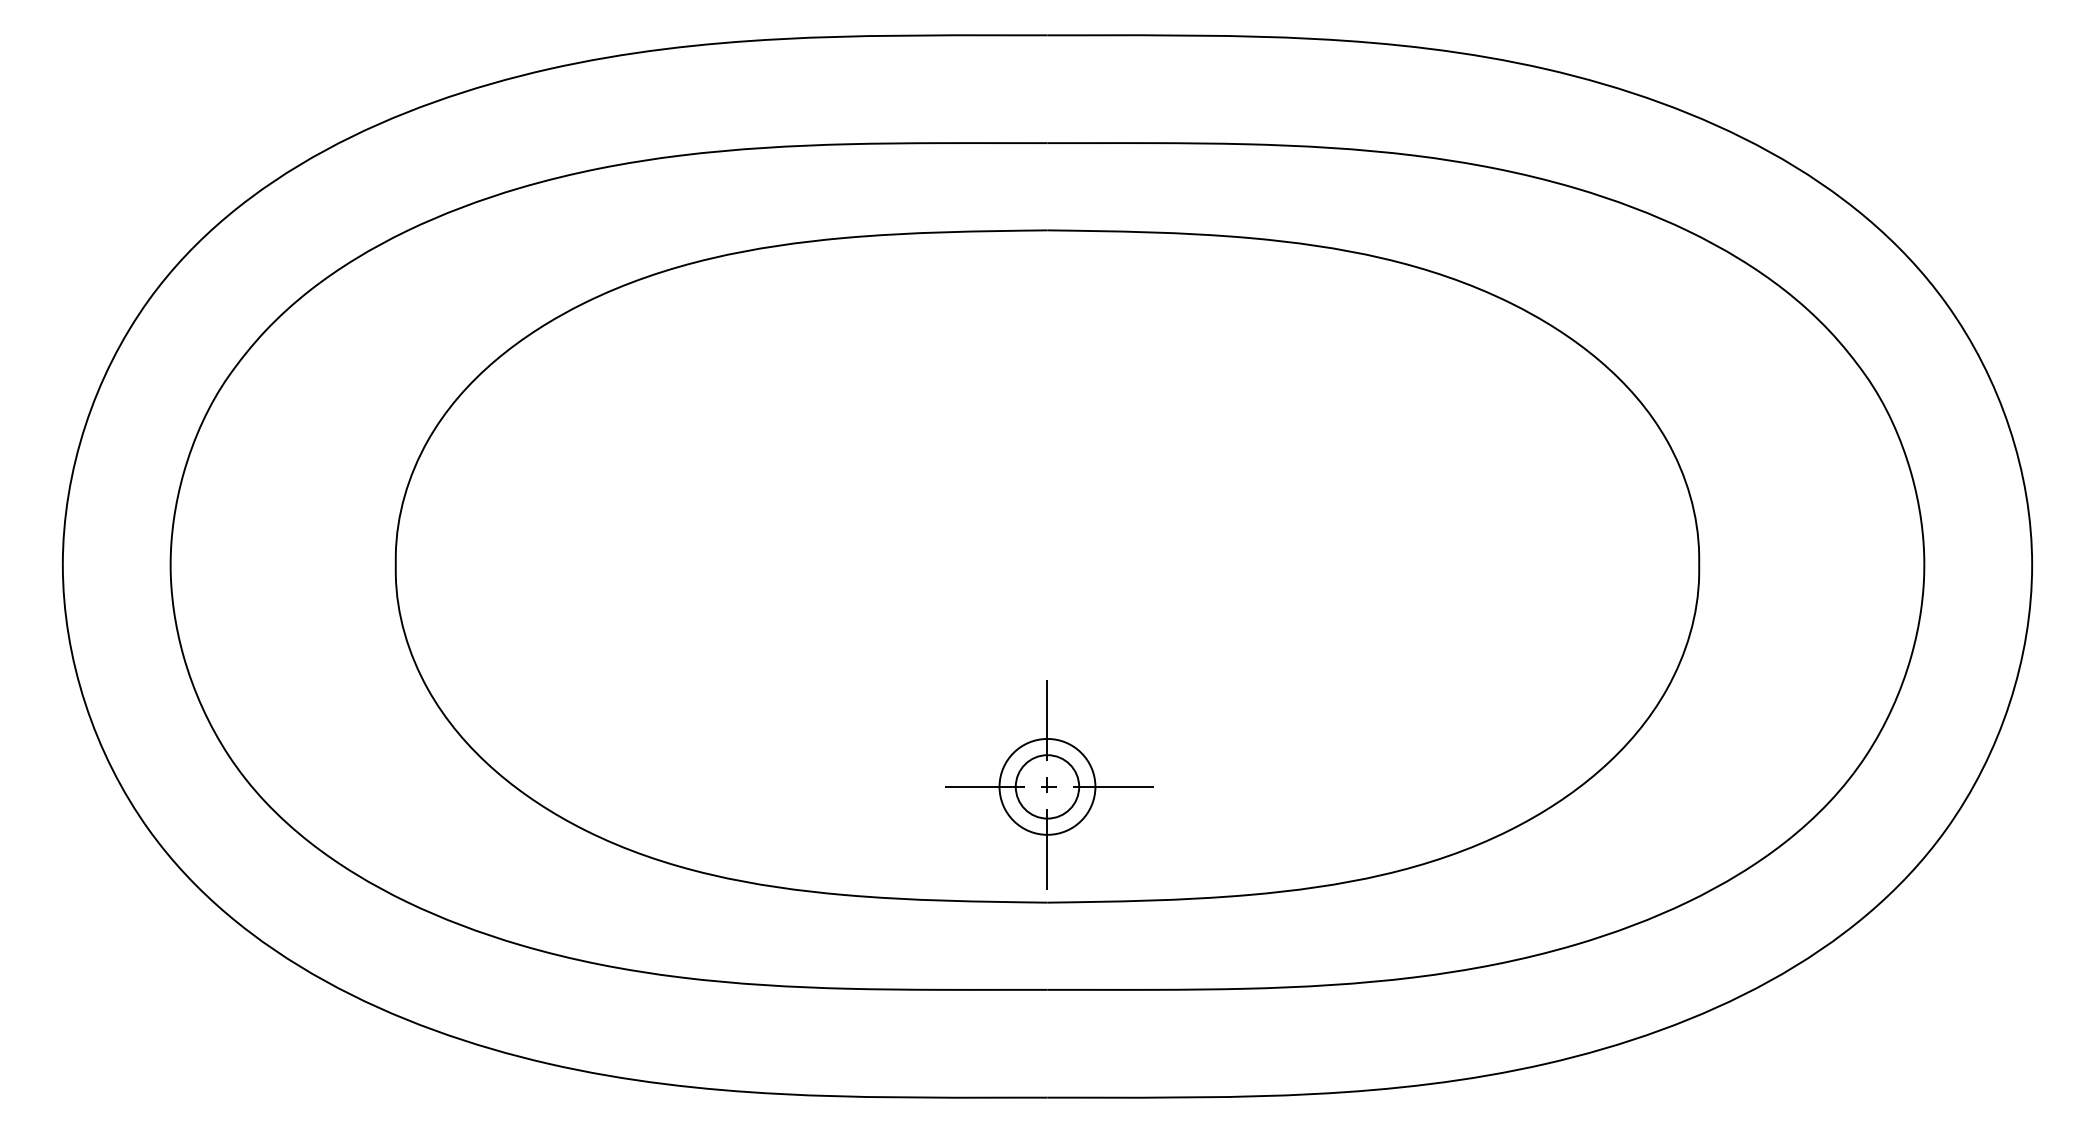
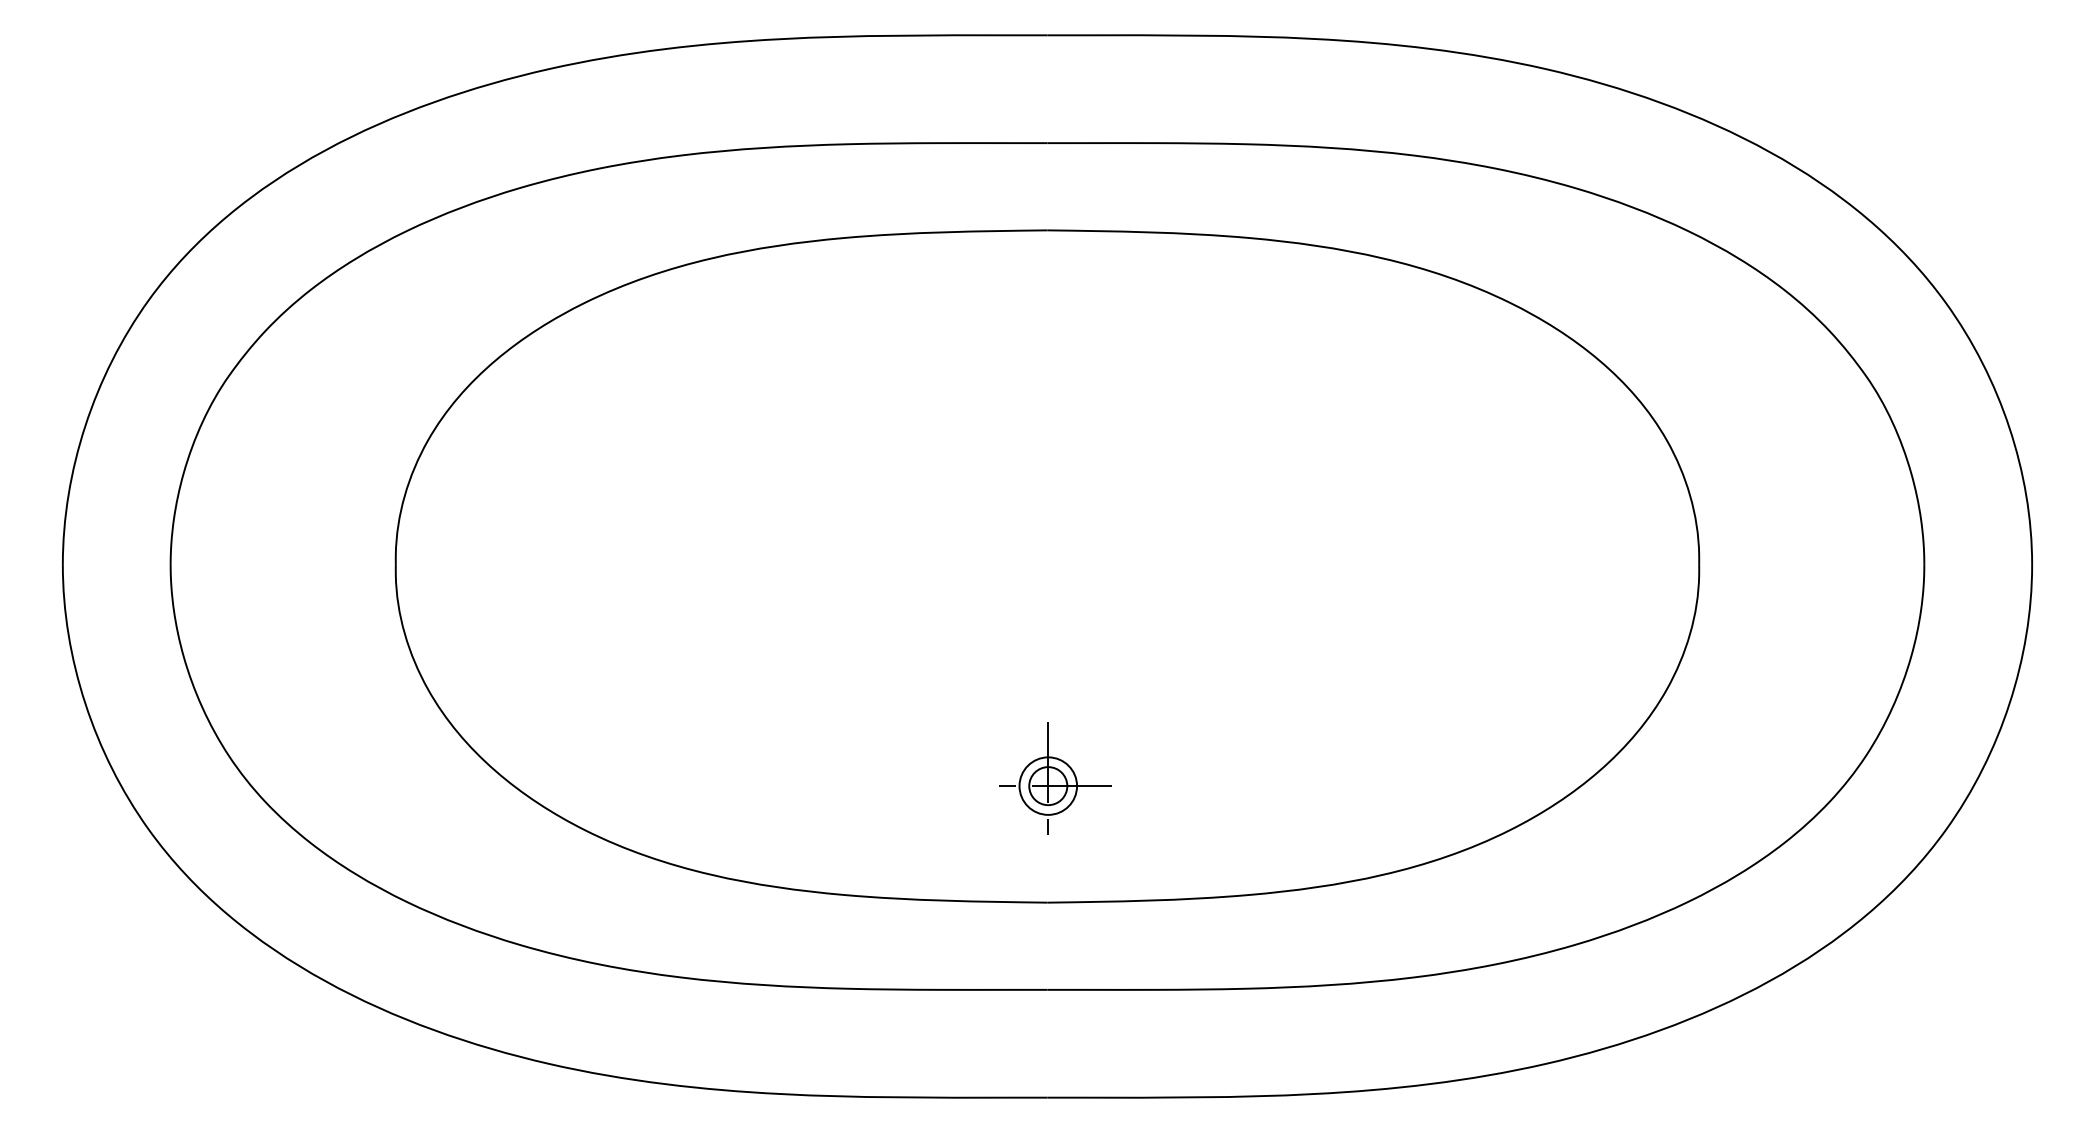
part size: 209x210 px -> 113x113 px (1055, 778)
